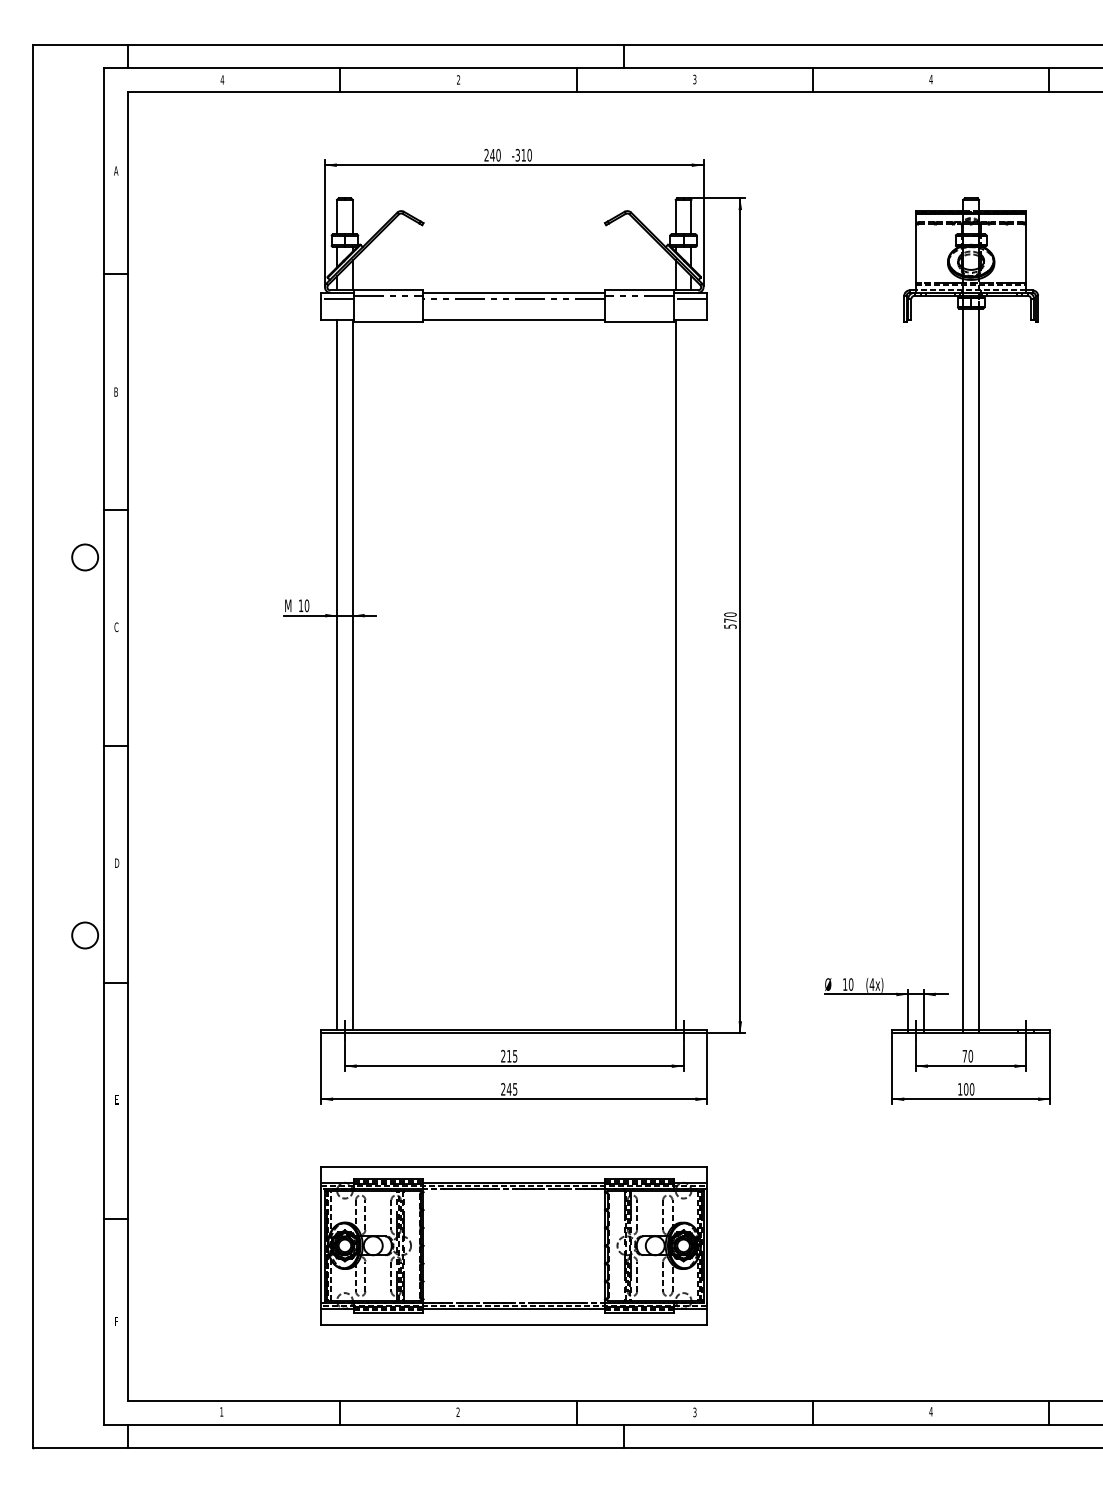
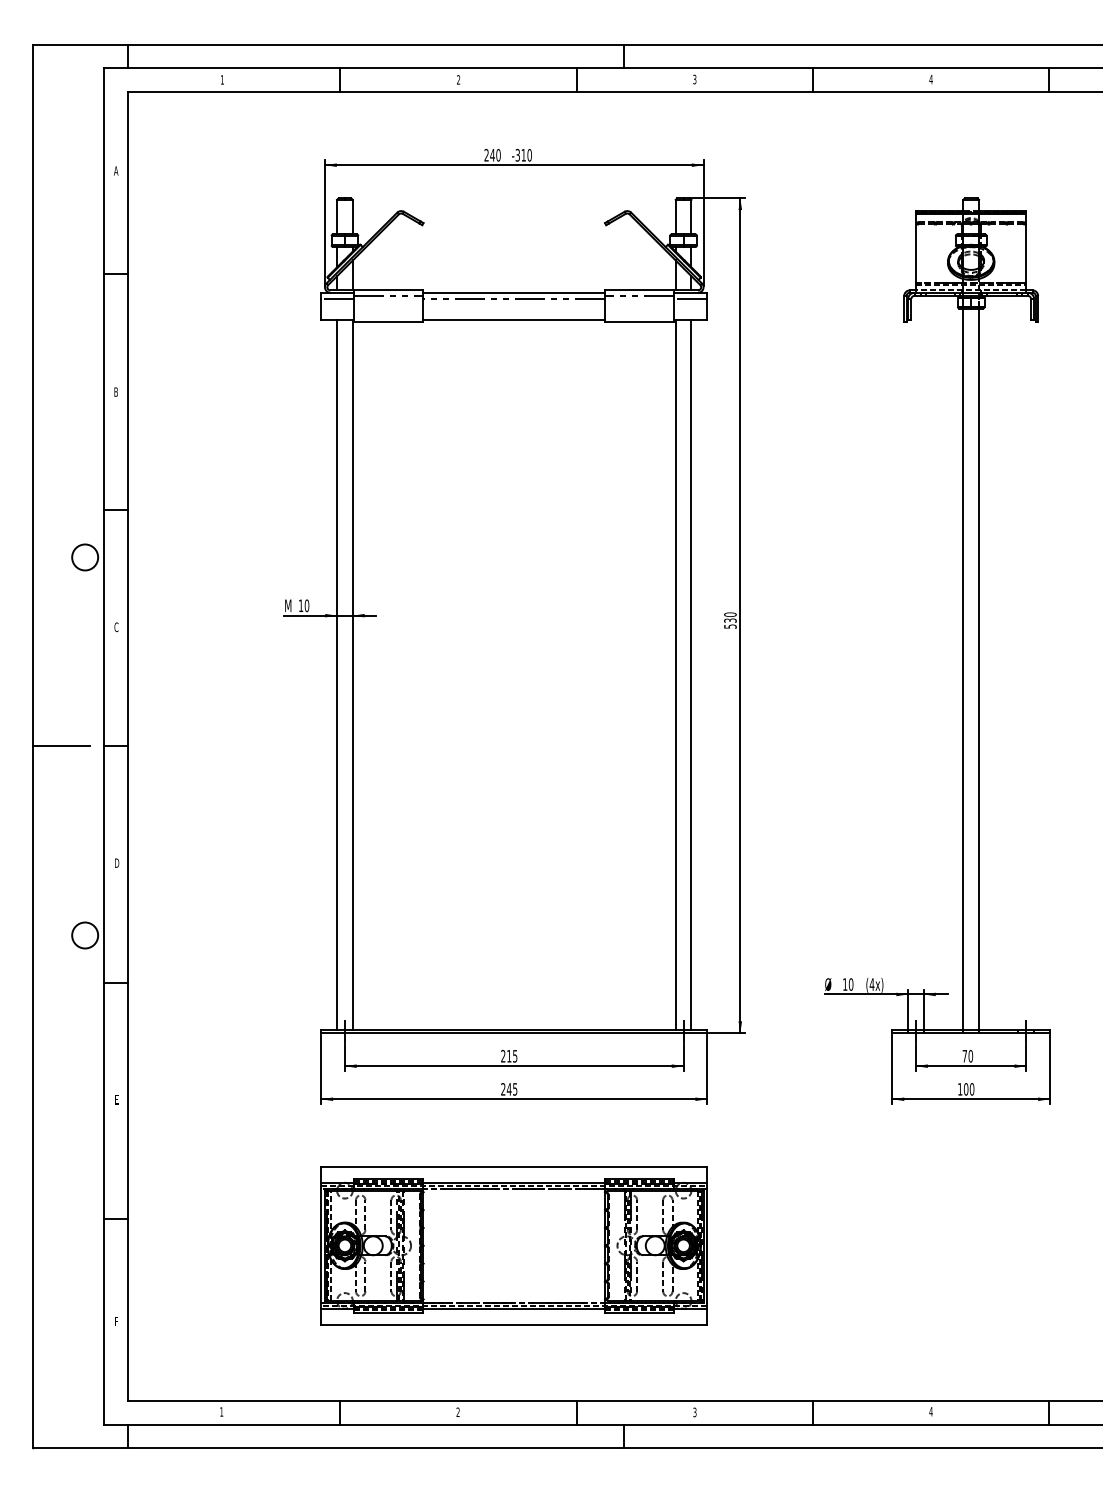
text: 4 -> 1 (222, 79)
text: 570 -> 530 (730, 620)
line: none -> present (691, 674)
line: none -> present (61, 746)
